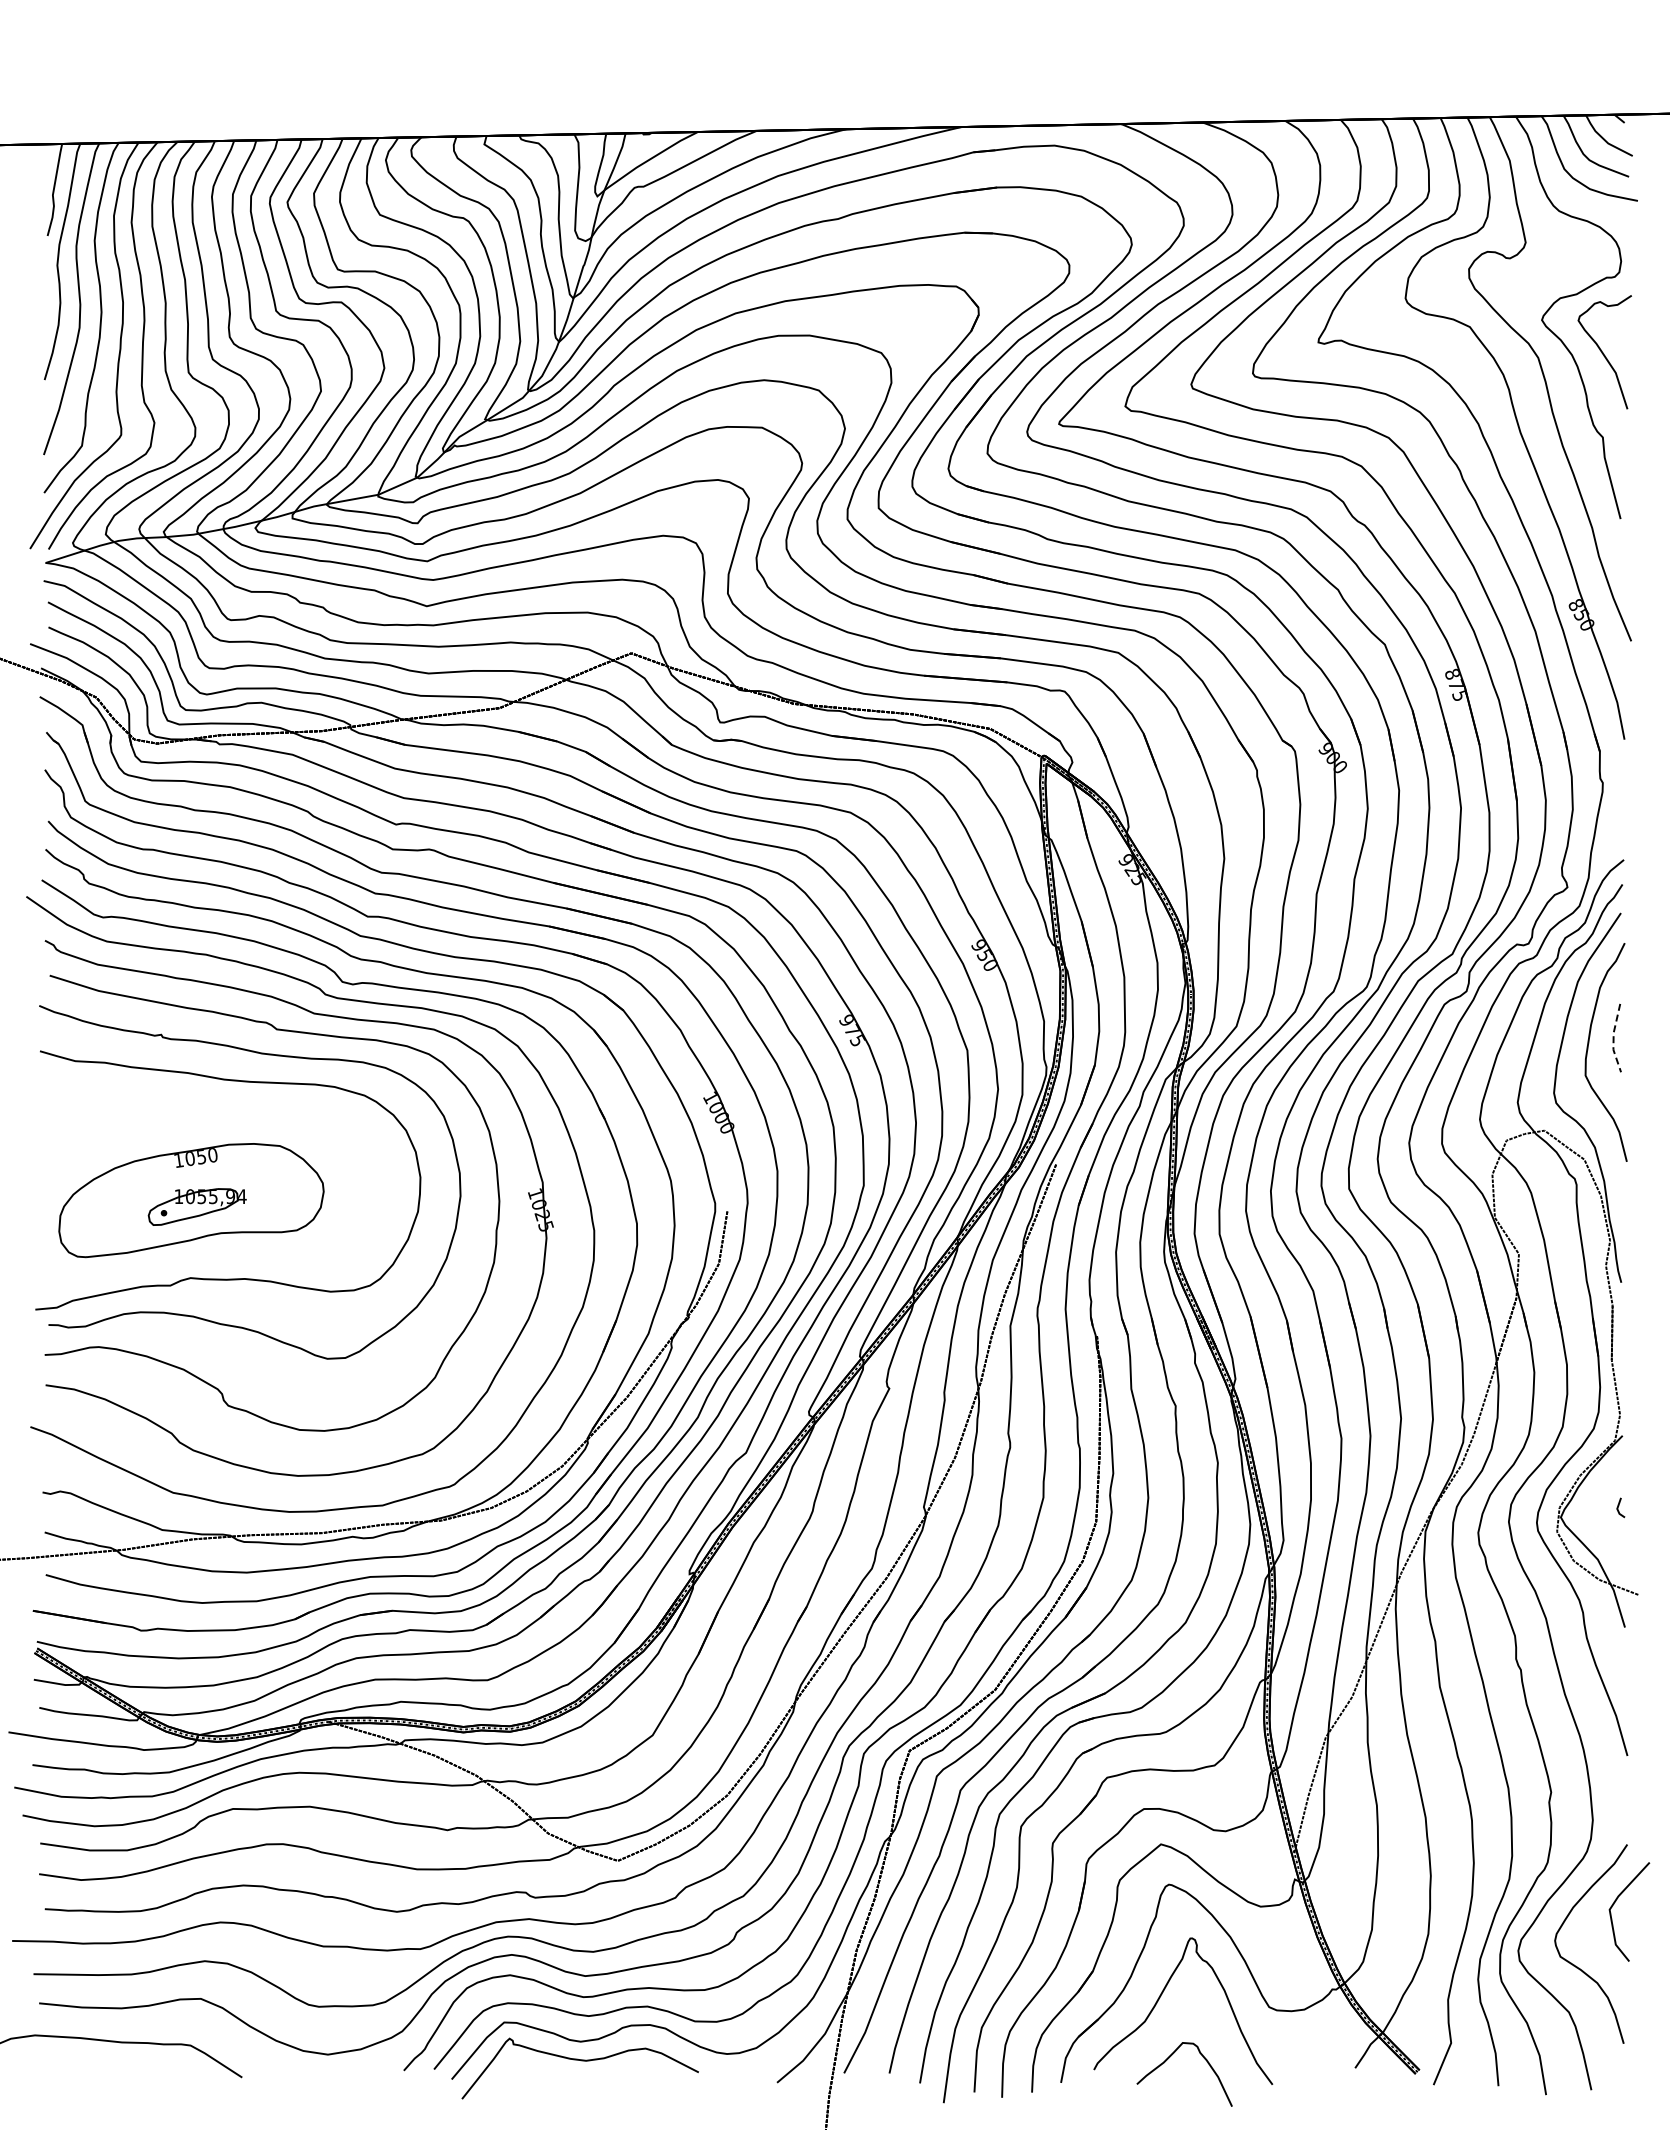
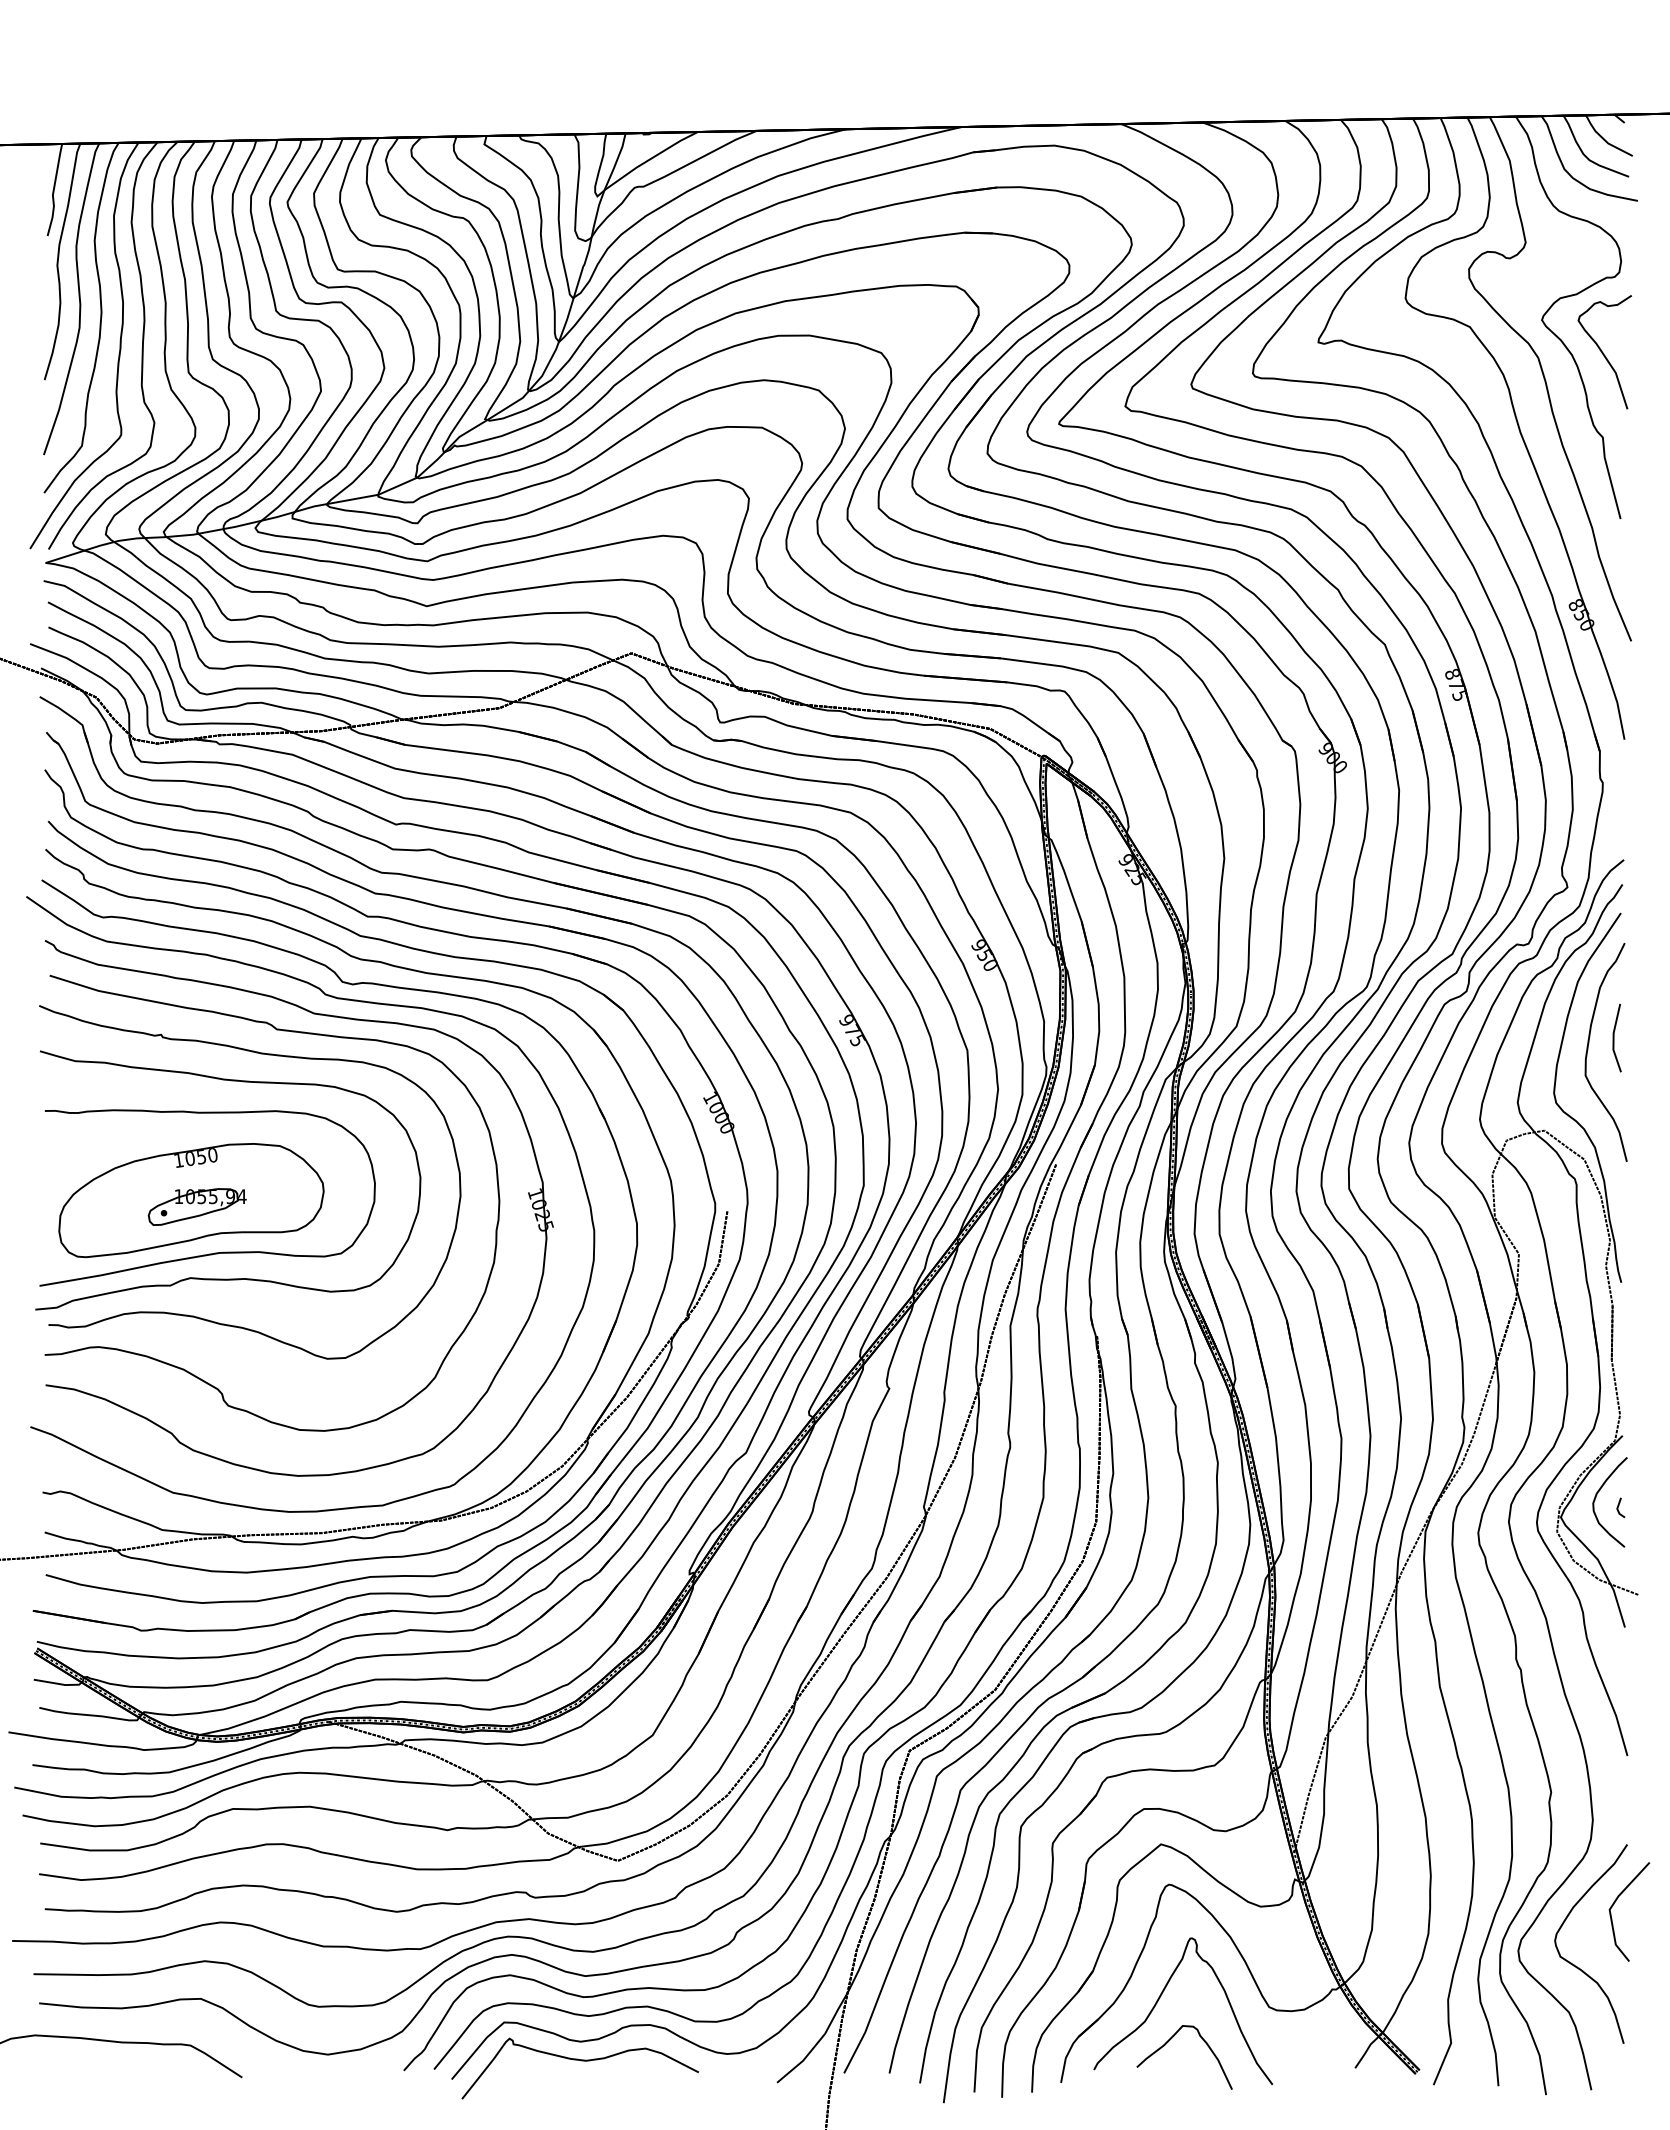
line: dashed -> solid (1613, 1039)
curve: none -> present (214, 1252)
curve: none -> present (1597, 1495)
curve position: (1169, 2058) -> (1169, 2041) (1169, 2041)
